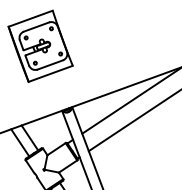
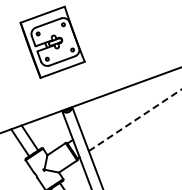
part position: (40, 45) -> (52, 41) (52, 41)
line: present -> none (130, 101)
line: solid -> dashed (135, 120)
